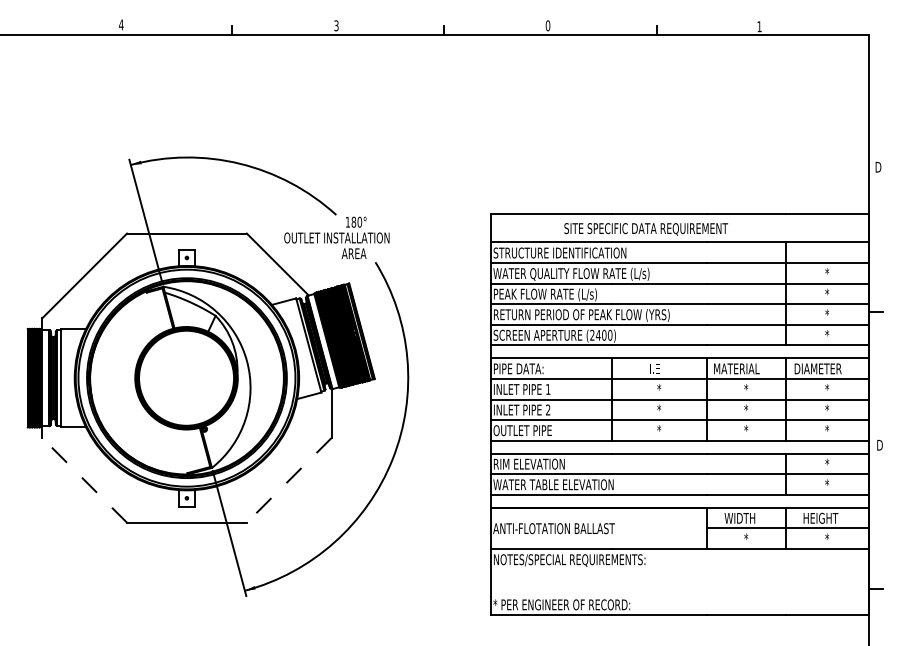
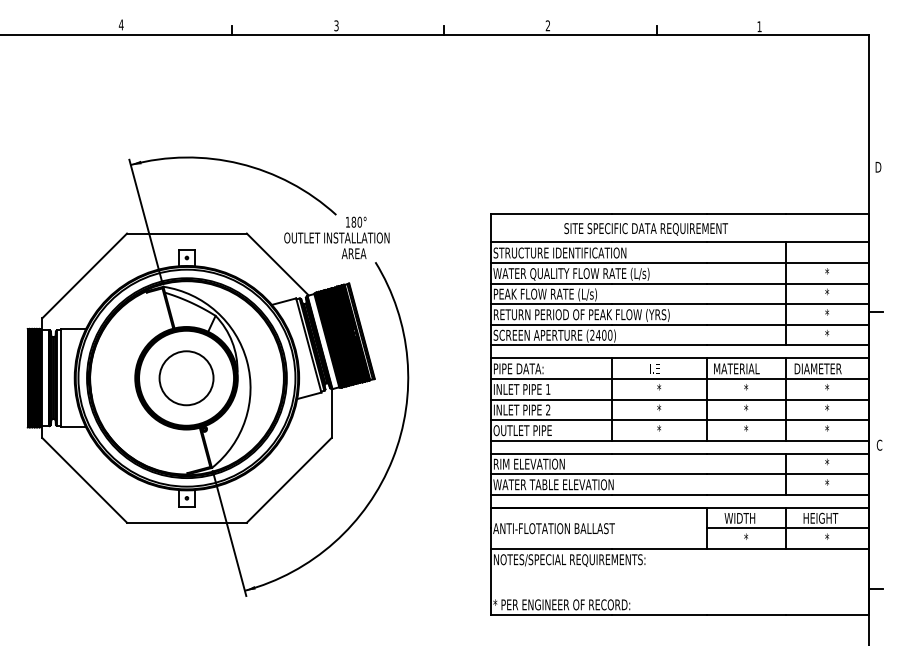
text: 0 -> 2 (547, 25)
circle: none -> present (186, 378)
text: D -> C (879, 444)
line: dashed -> solid (84, 480)
line: dashed -> solid (289, 480)
